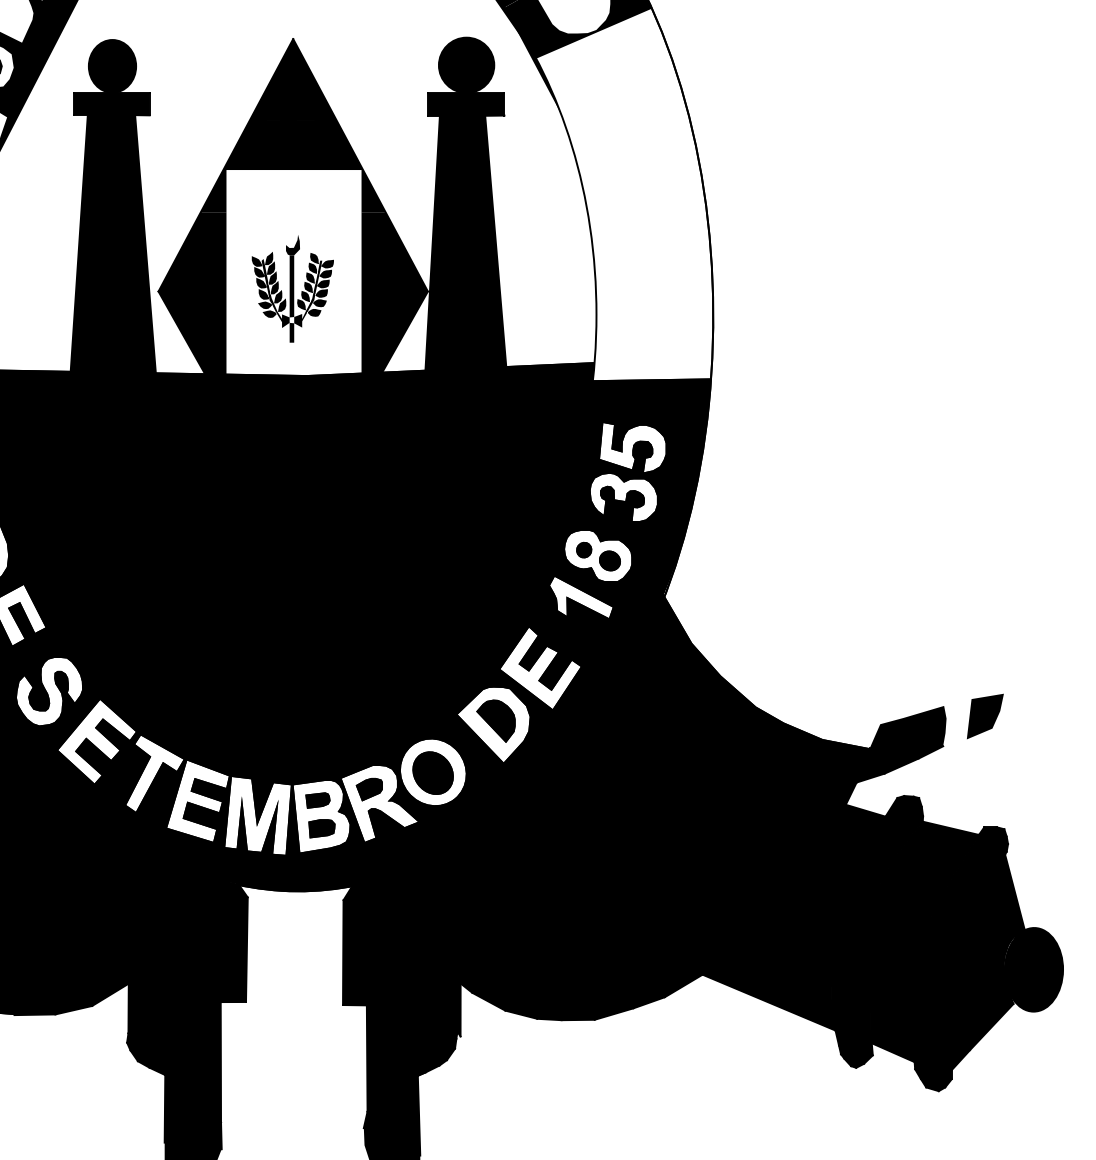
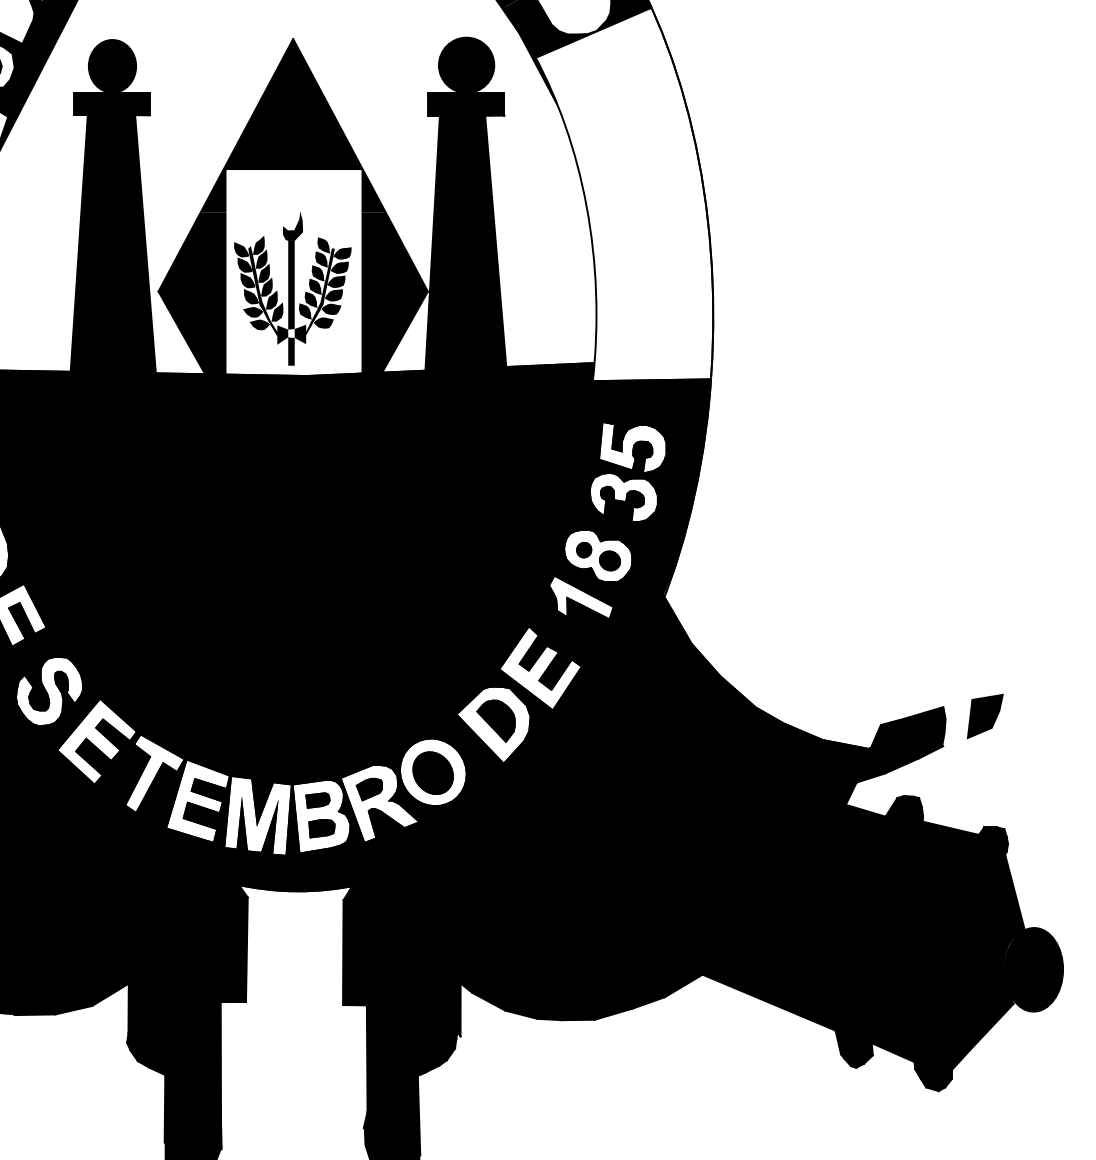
part size: 83x108 px -> 118x154 px (292, 288)
